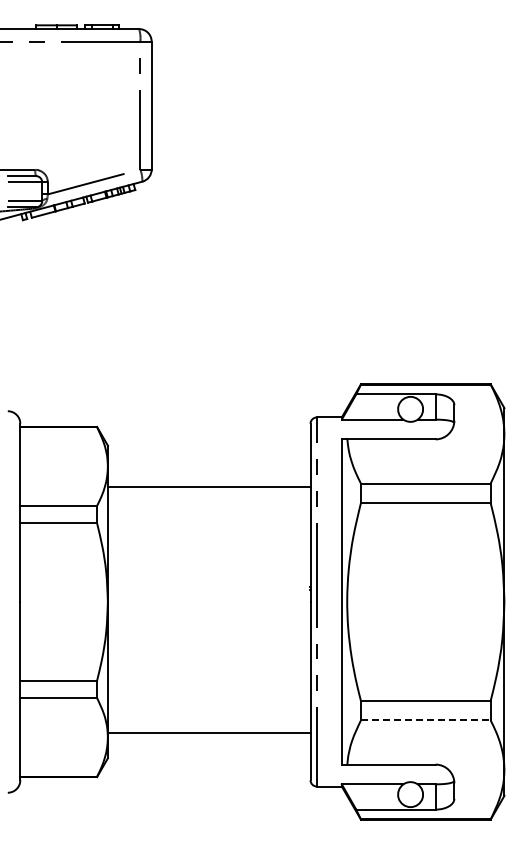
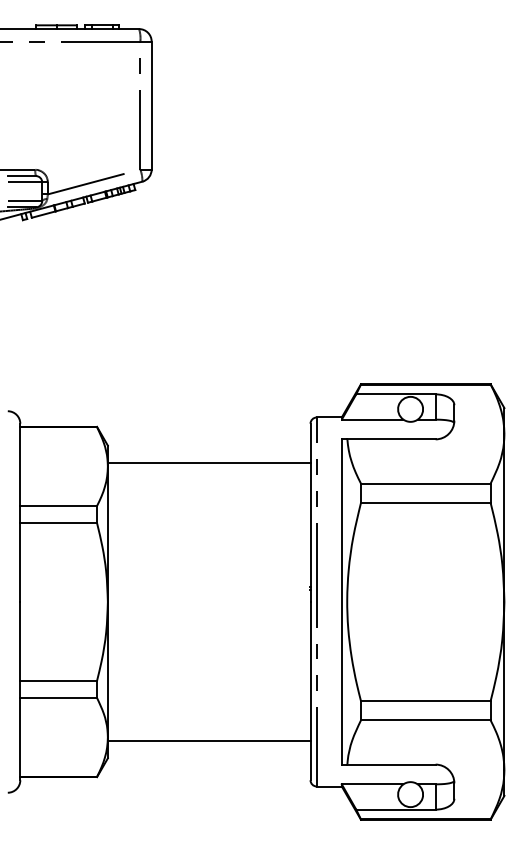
line position: (208, 487) -> (208, 463) (208, 463)
line: dashed -> solid (425, 720)
line position: (208, 732) -> (208, 740) (208, 740)
